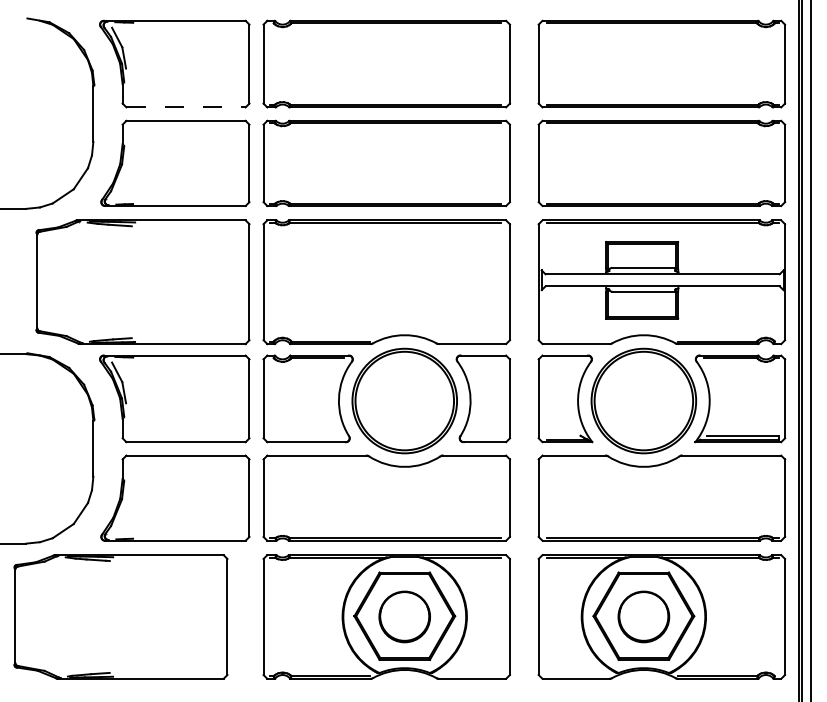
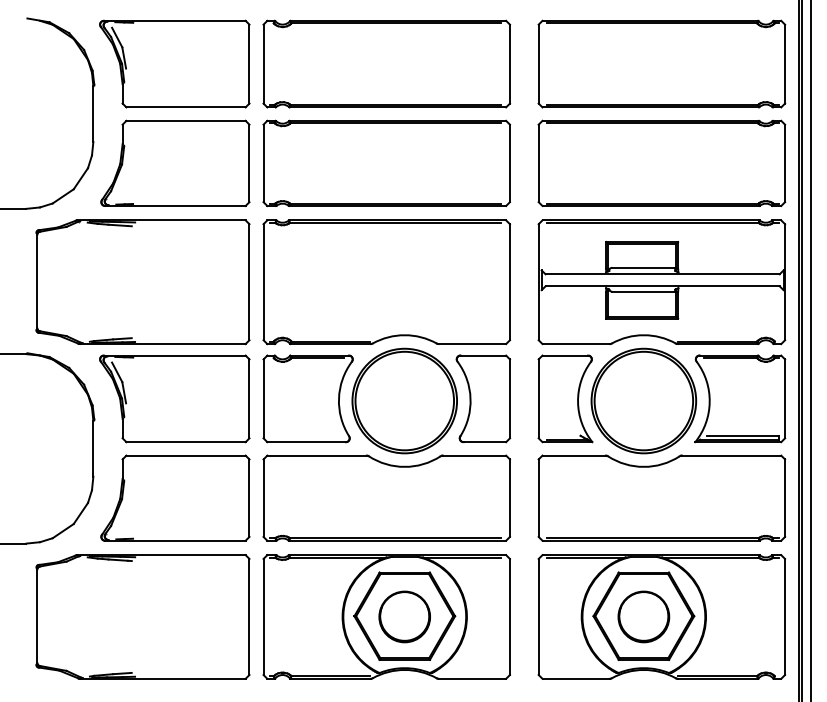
line: dashed -> solid (186, 107)
part position: (120, 616) -> (142, 616) (142, 616)
